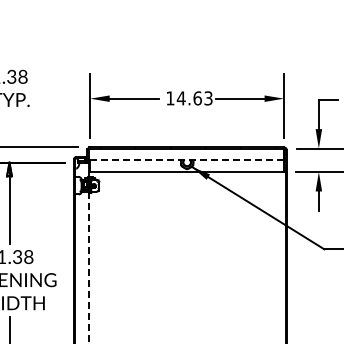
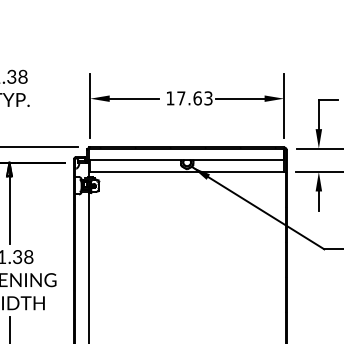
text: 14.63 -> 17.63 (180, 98)
line: dashed -> solid (186, 159)
line: dashed -> solid (88, 267)
